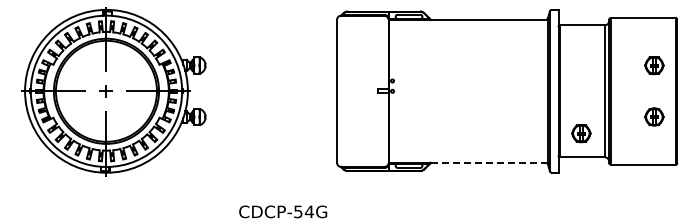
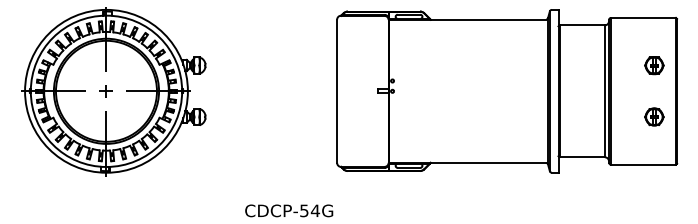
part: present -> none (581, 133)
line: dashed -> solid (488, 162)
text position: (283, 211) -> (289, 210) (289, 210)
